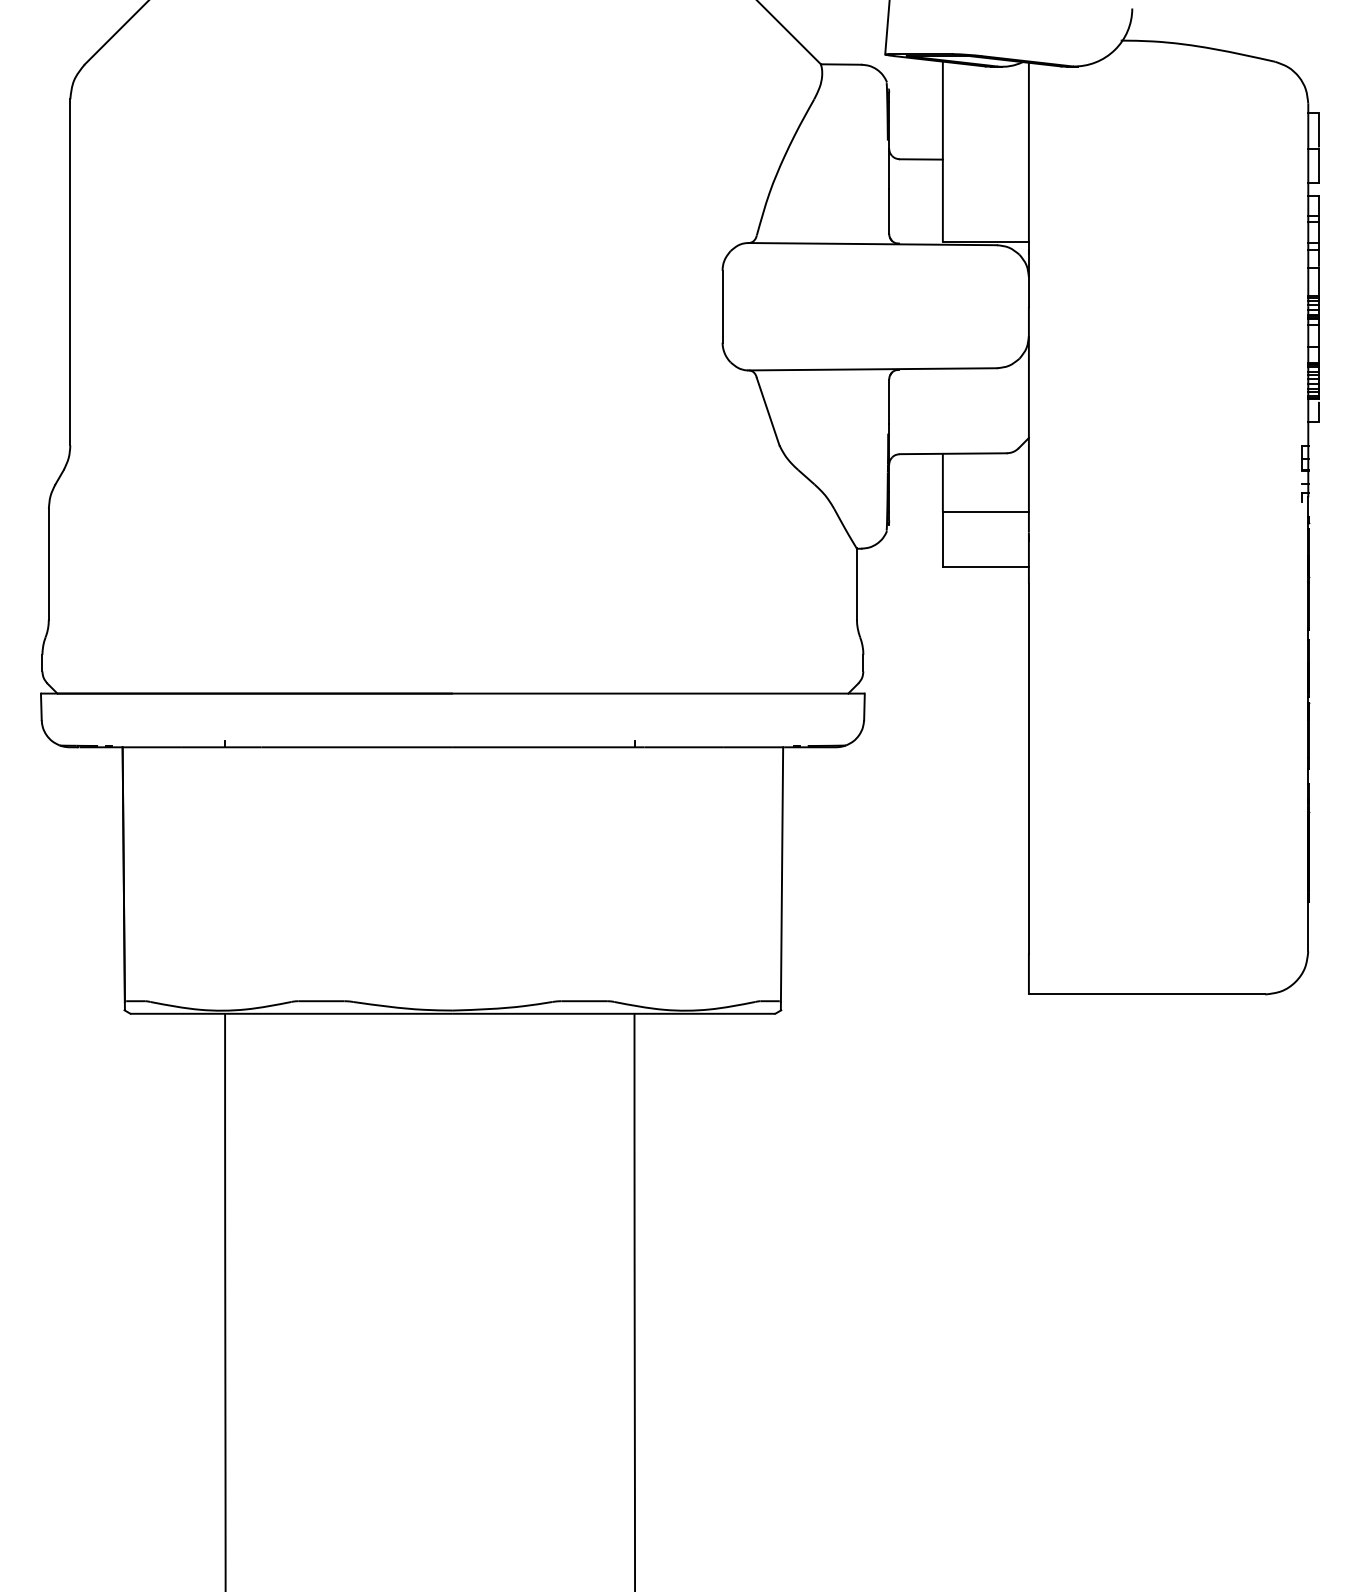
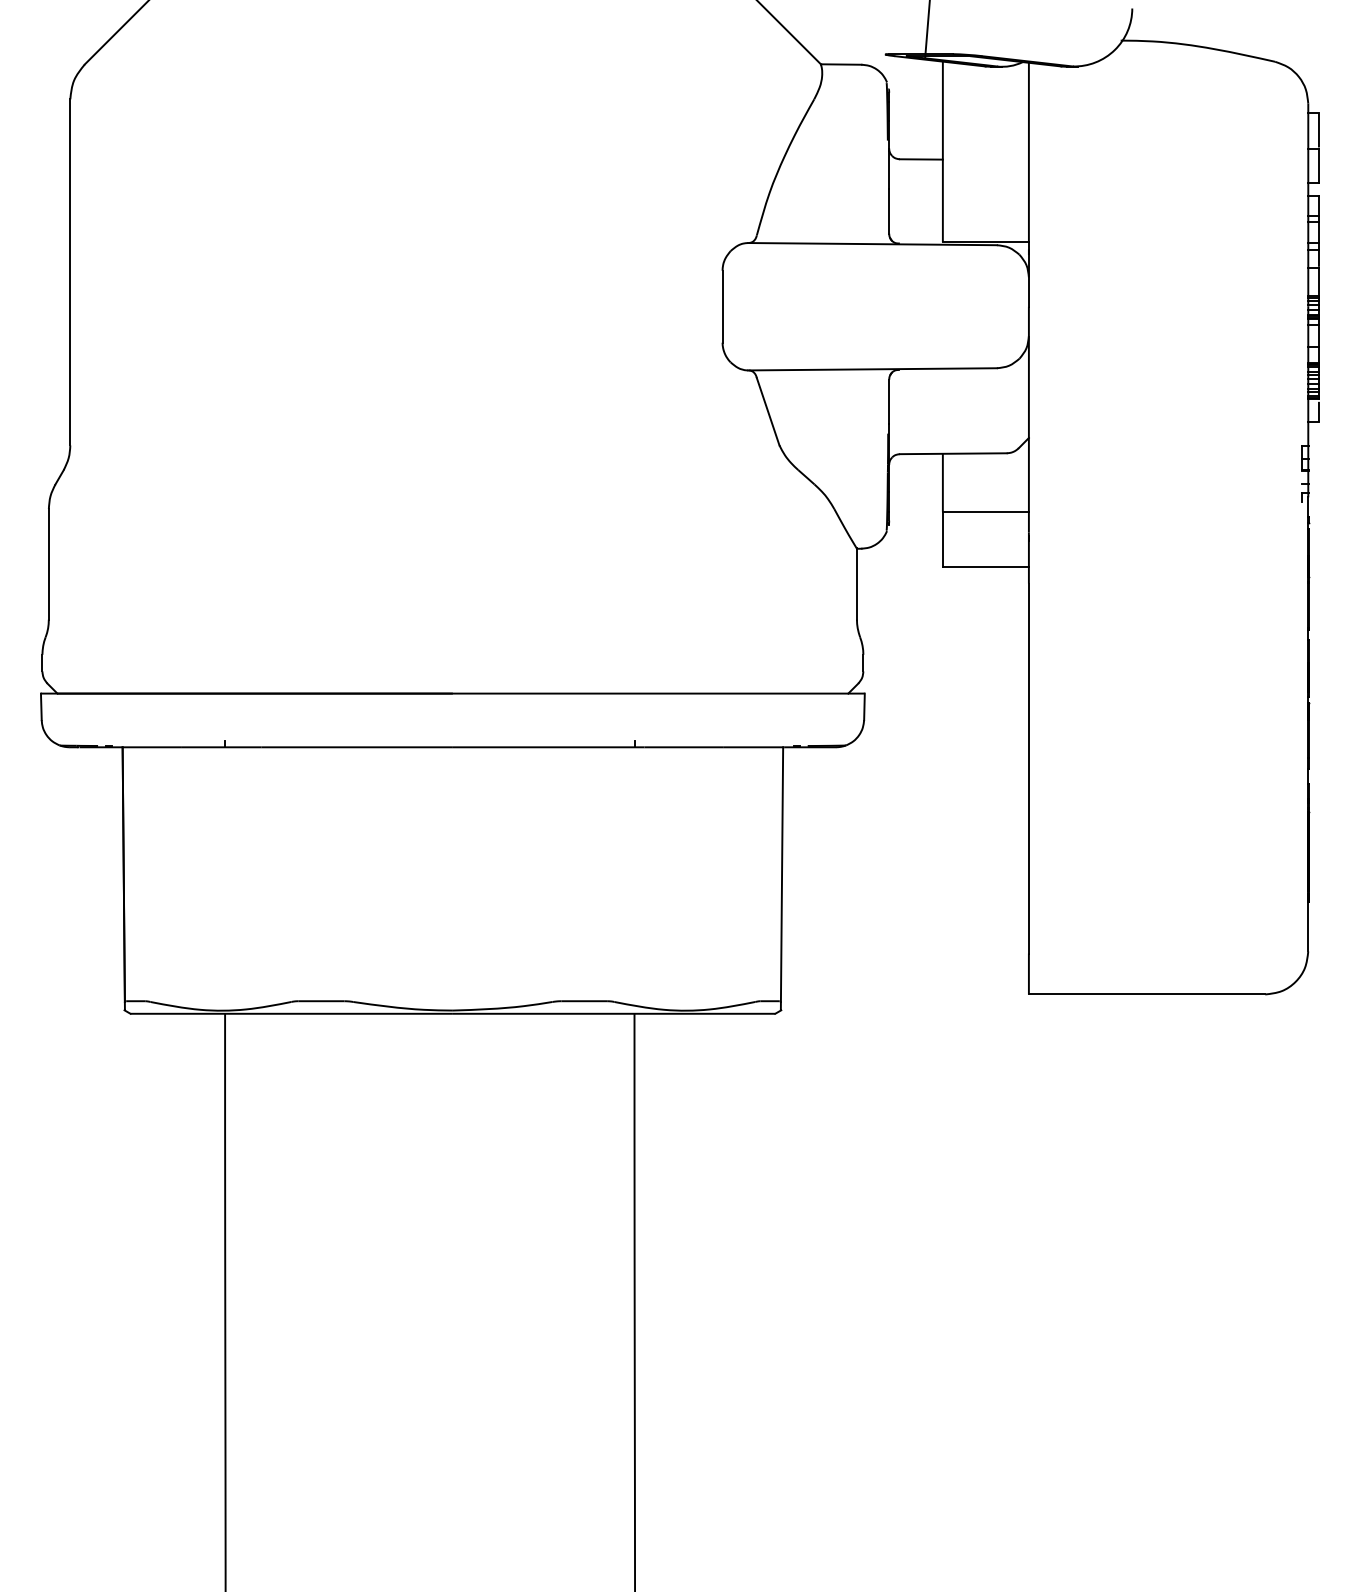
line position: (887, 28) -> (927, 29) (927, 29)
